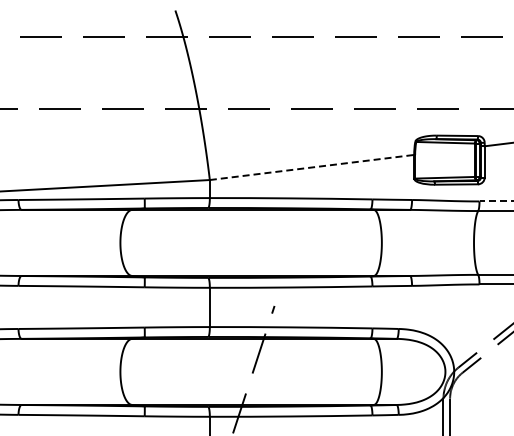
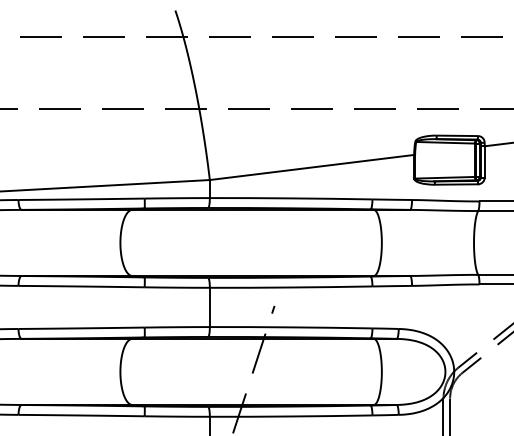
line: dashed -> solid (312, 167)
line: dashed -> solid (496, 201)
